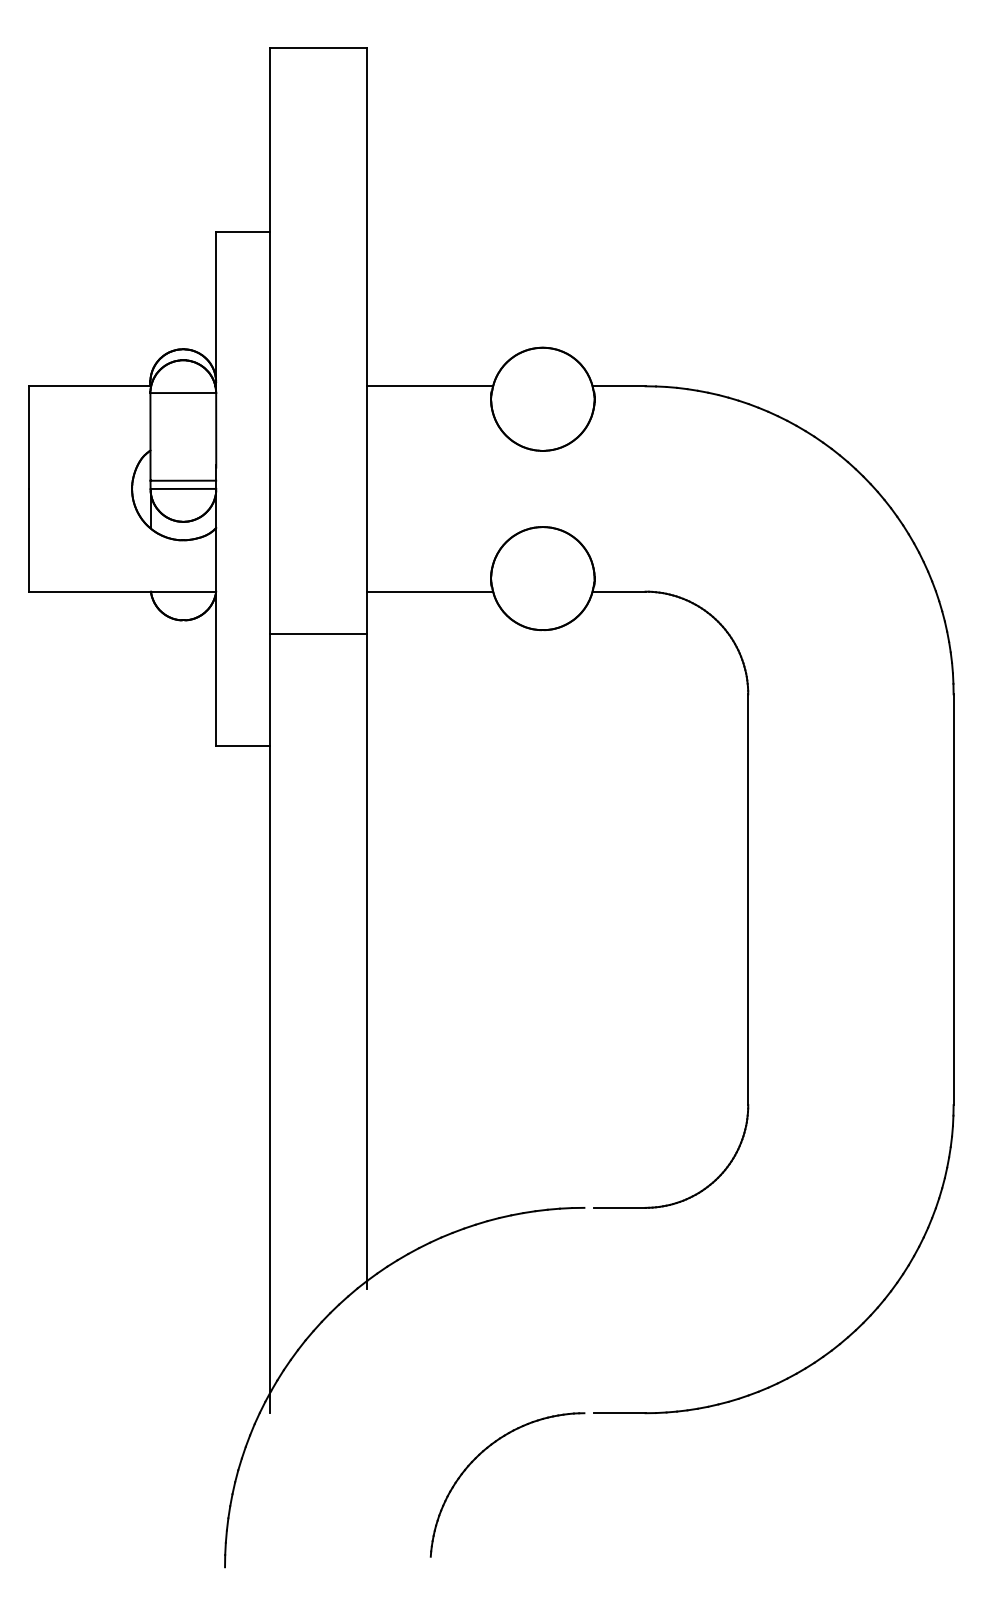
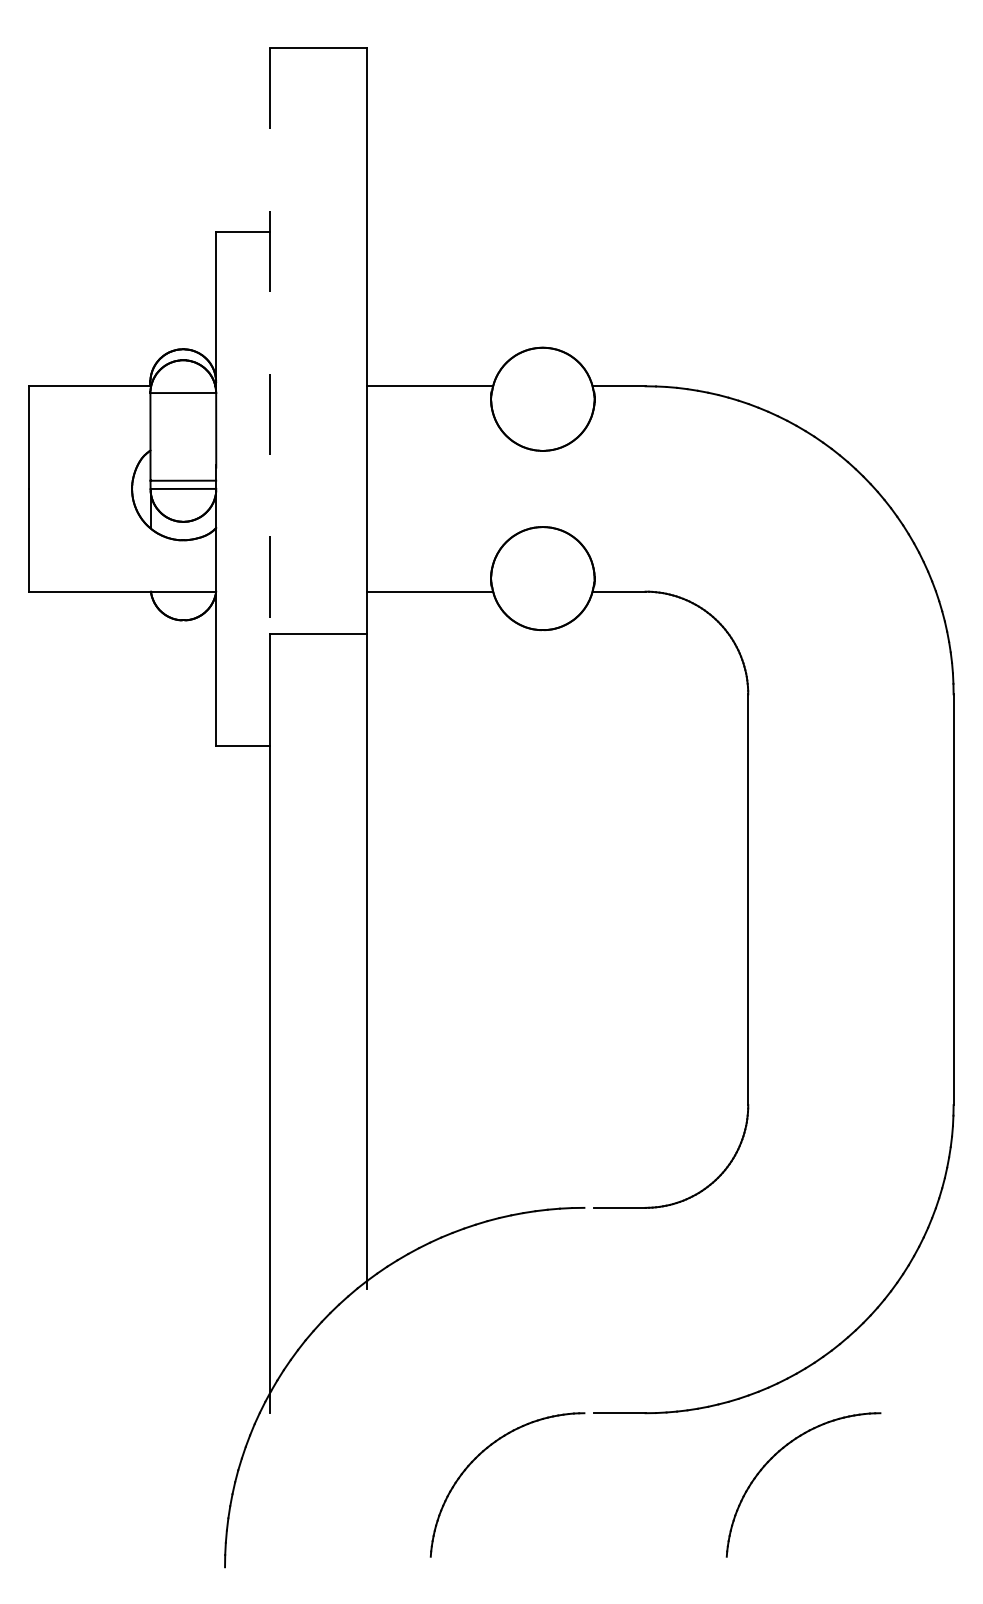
line: solid -> dashed (269, 341)
part: none -> present (776, 1455)
